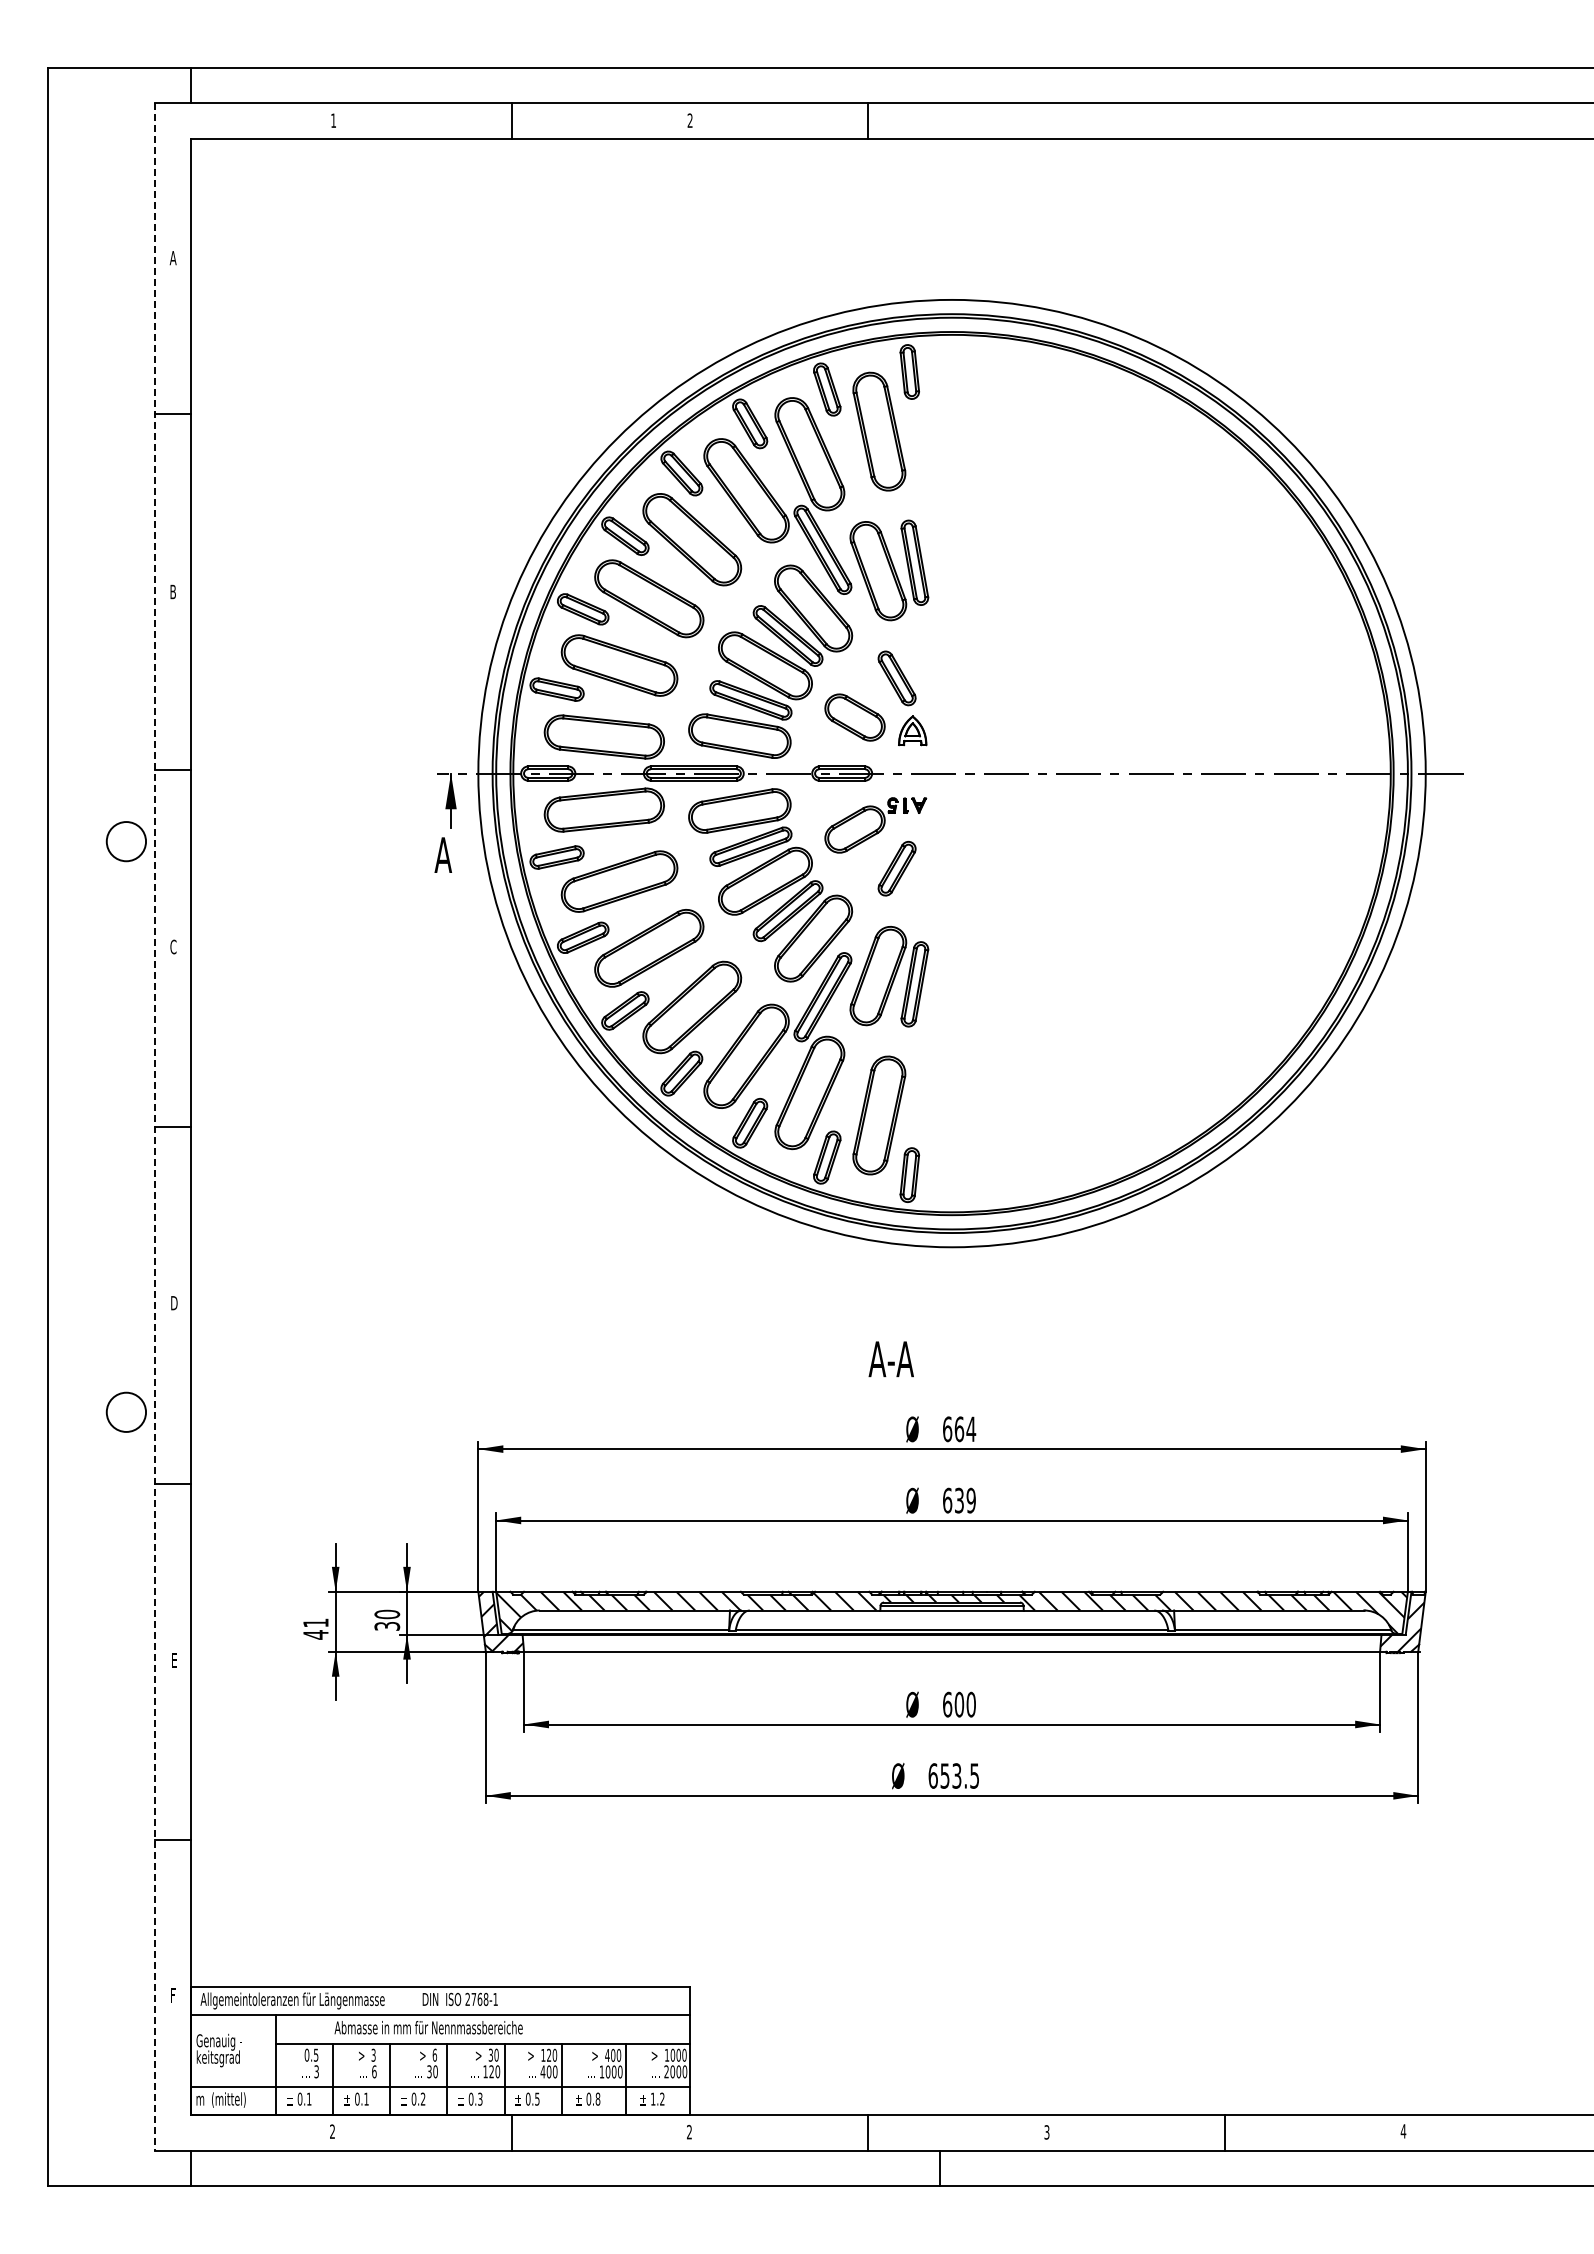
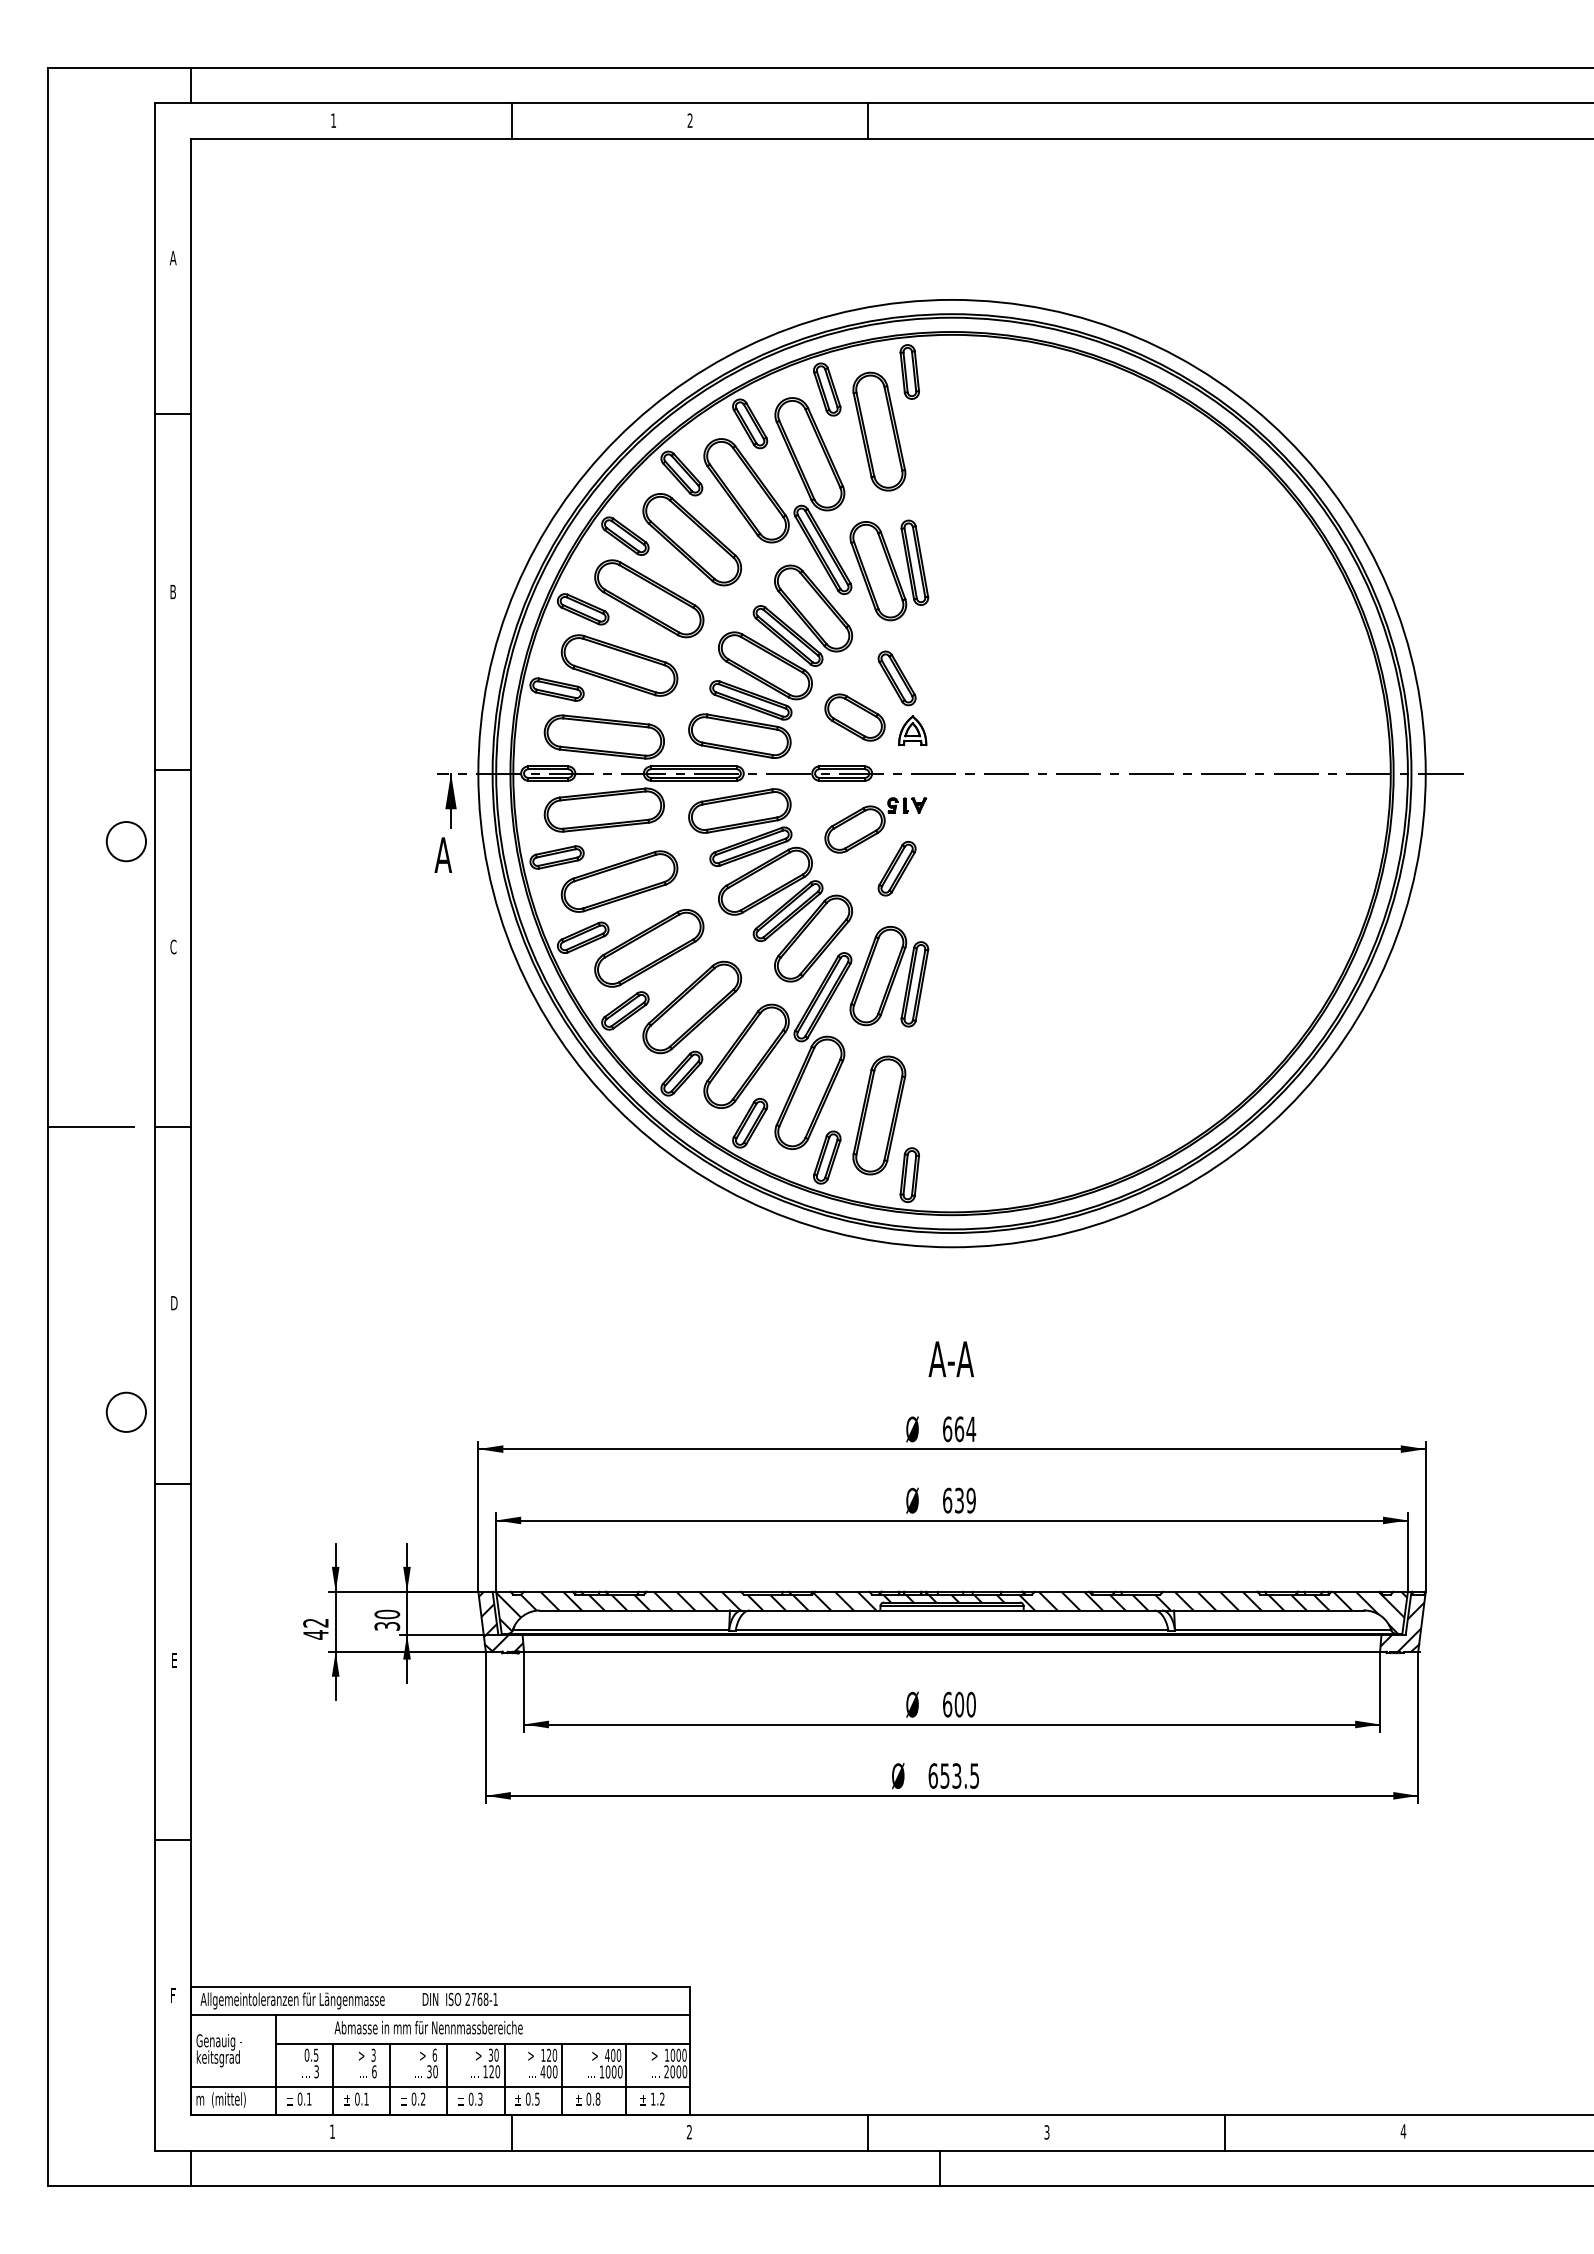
line: none -> present (90, 1127)
line: dashed -> solid (154, 1127)
text position: (890, 1359) -> (950, 1359) (950, 1359)
text: 41 -> 42 (315, 1622)
text: 2 -> 1 (332, 2131)
